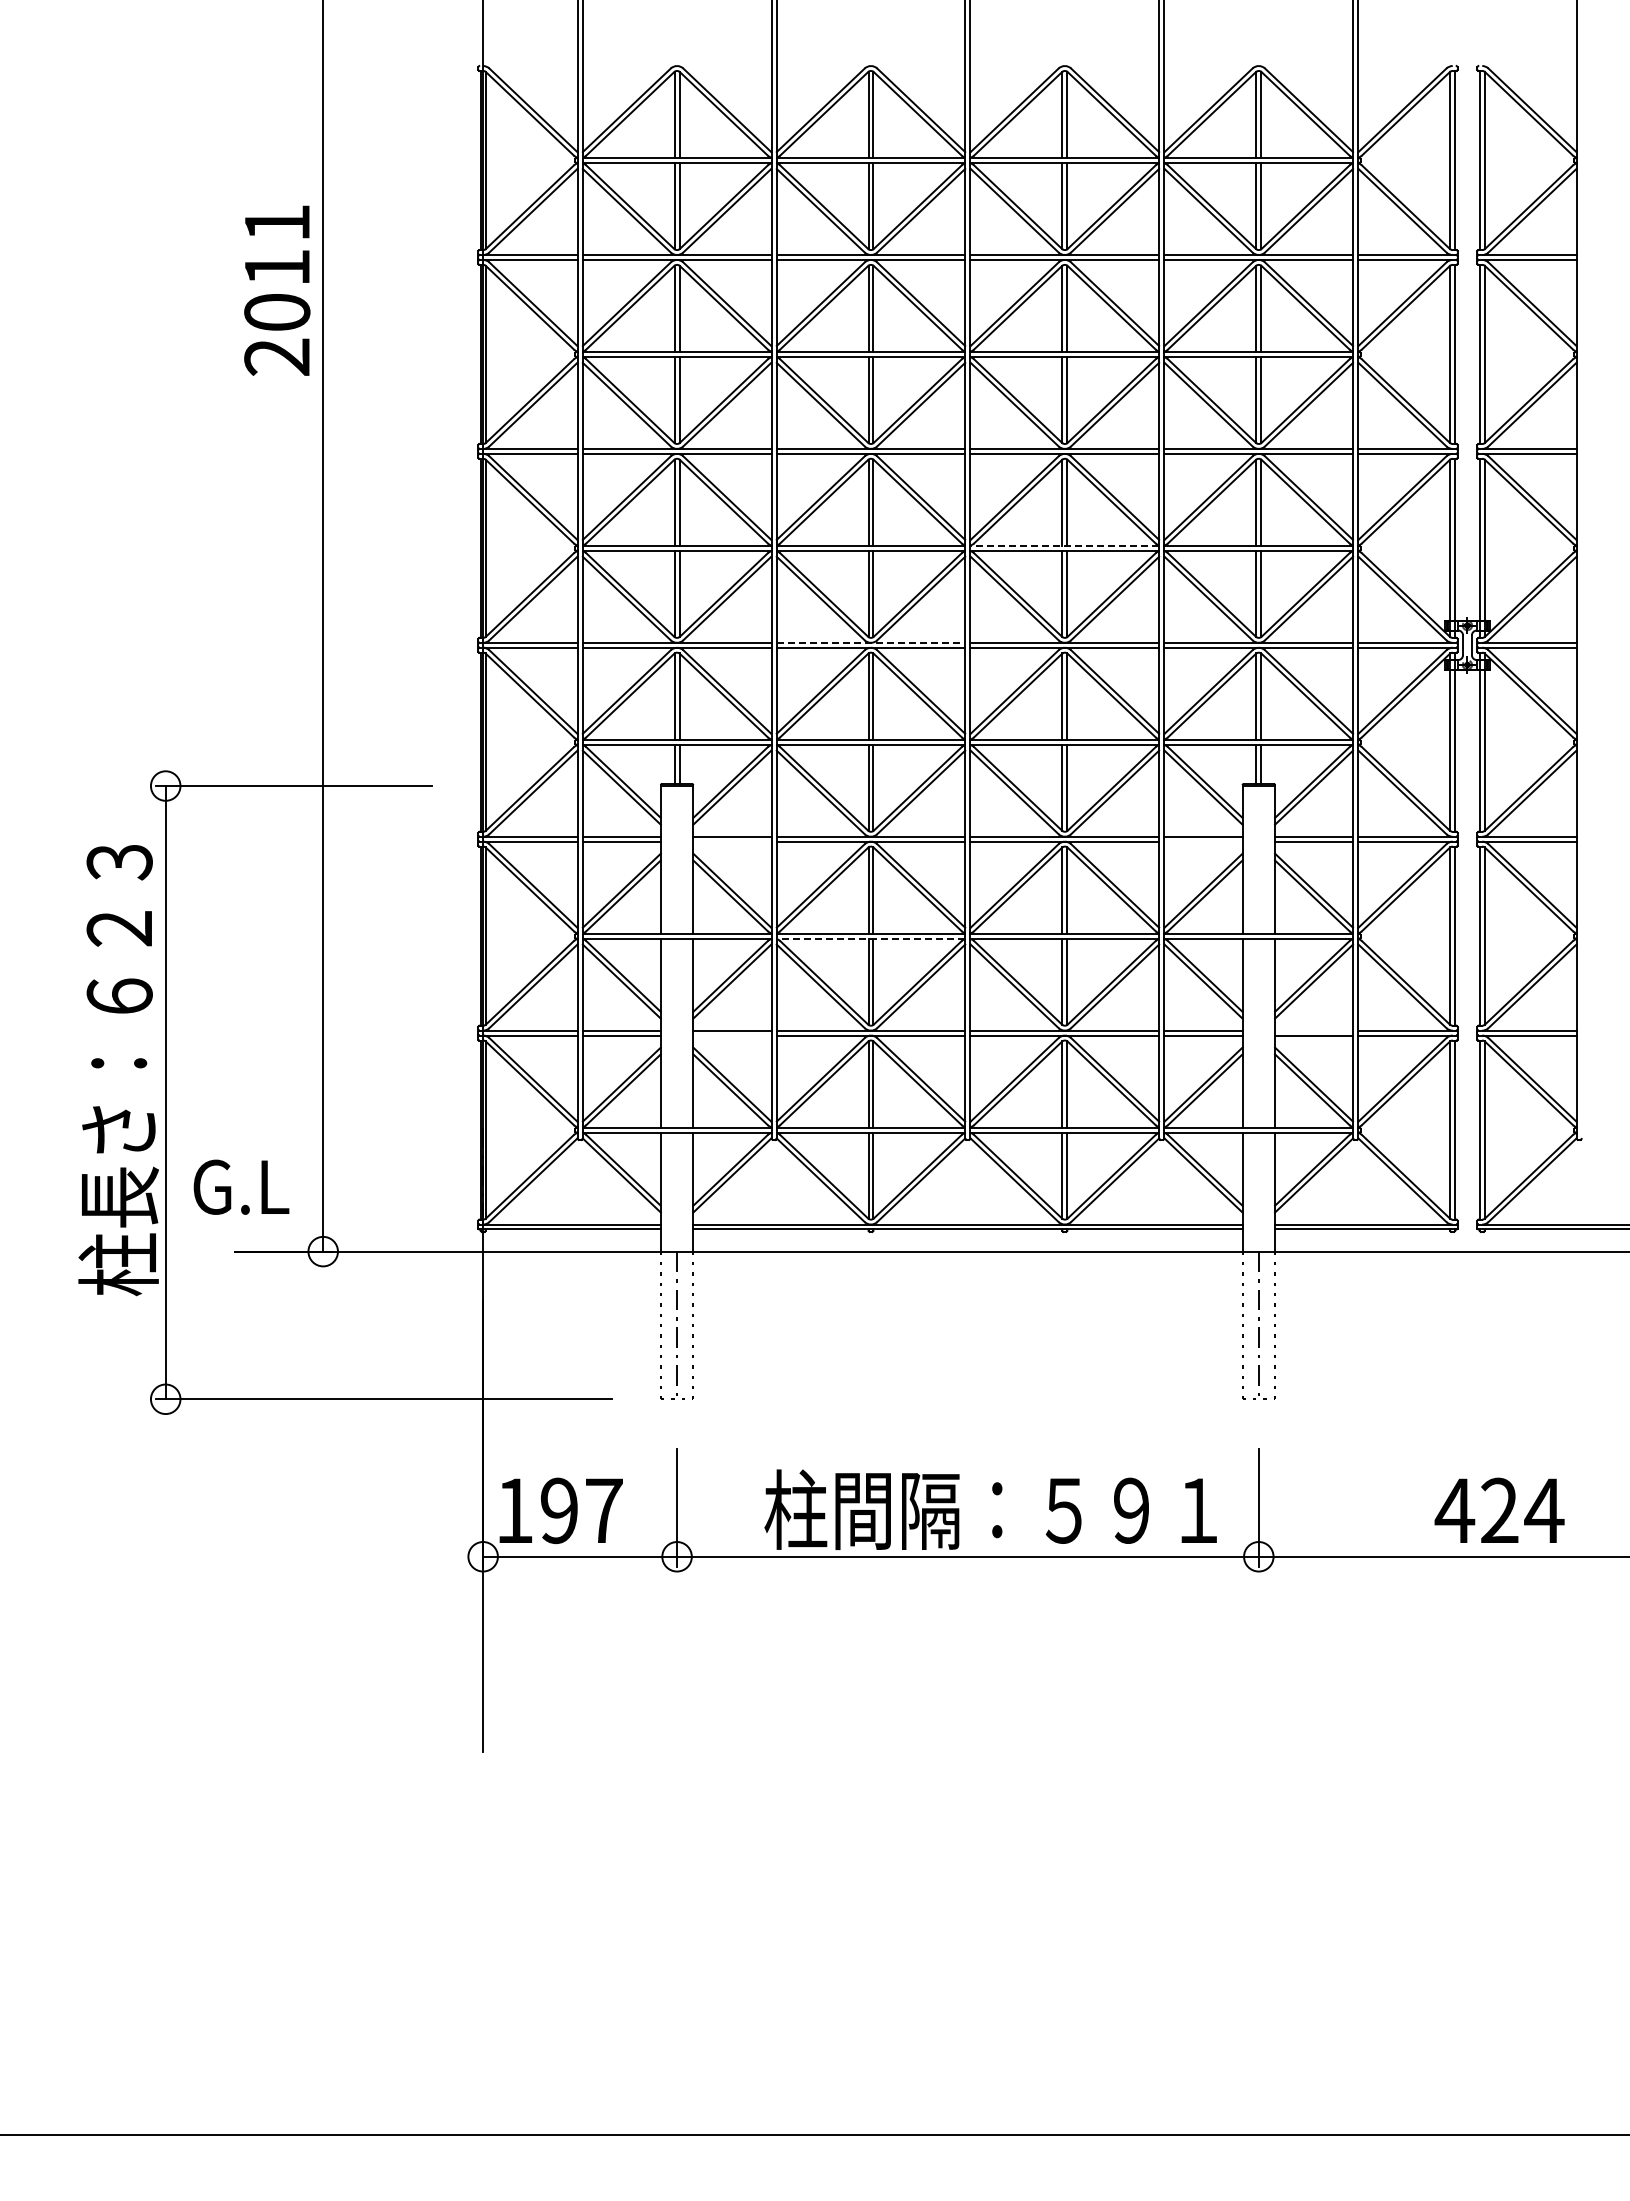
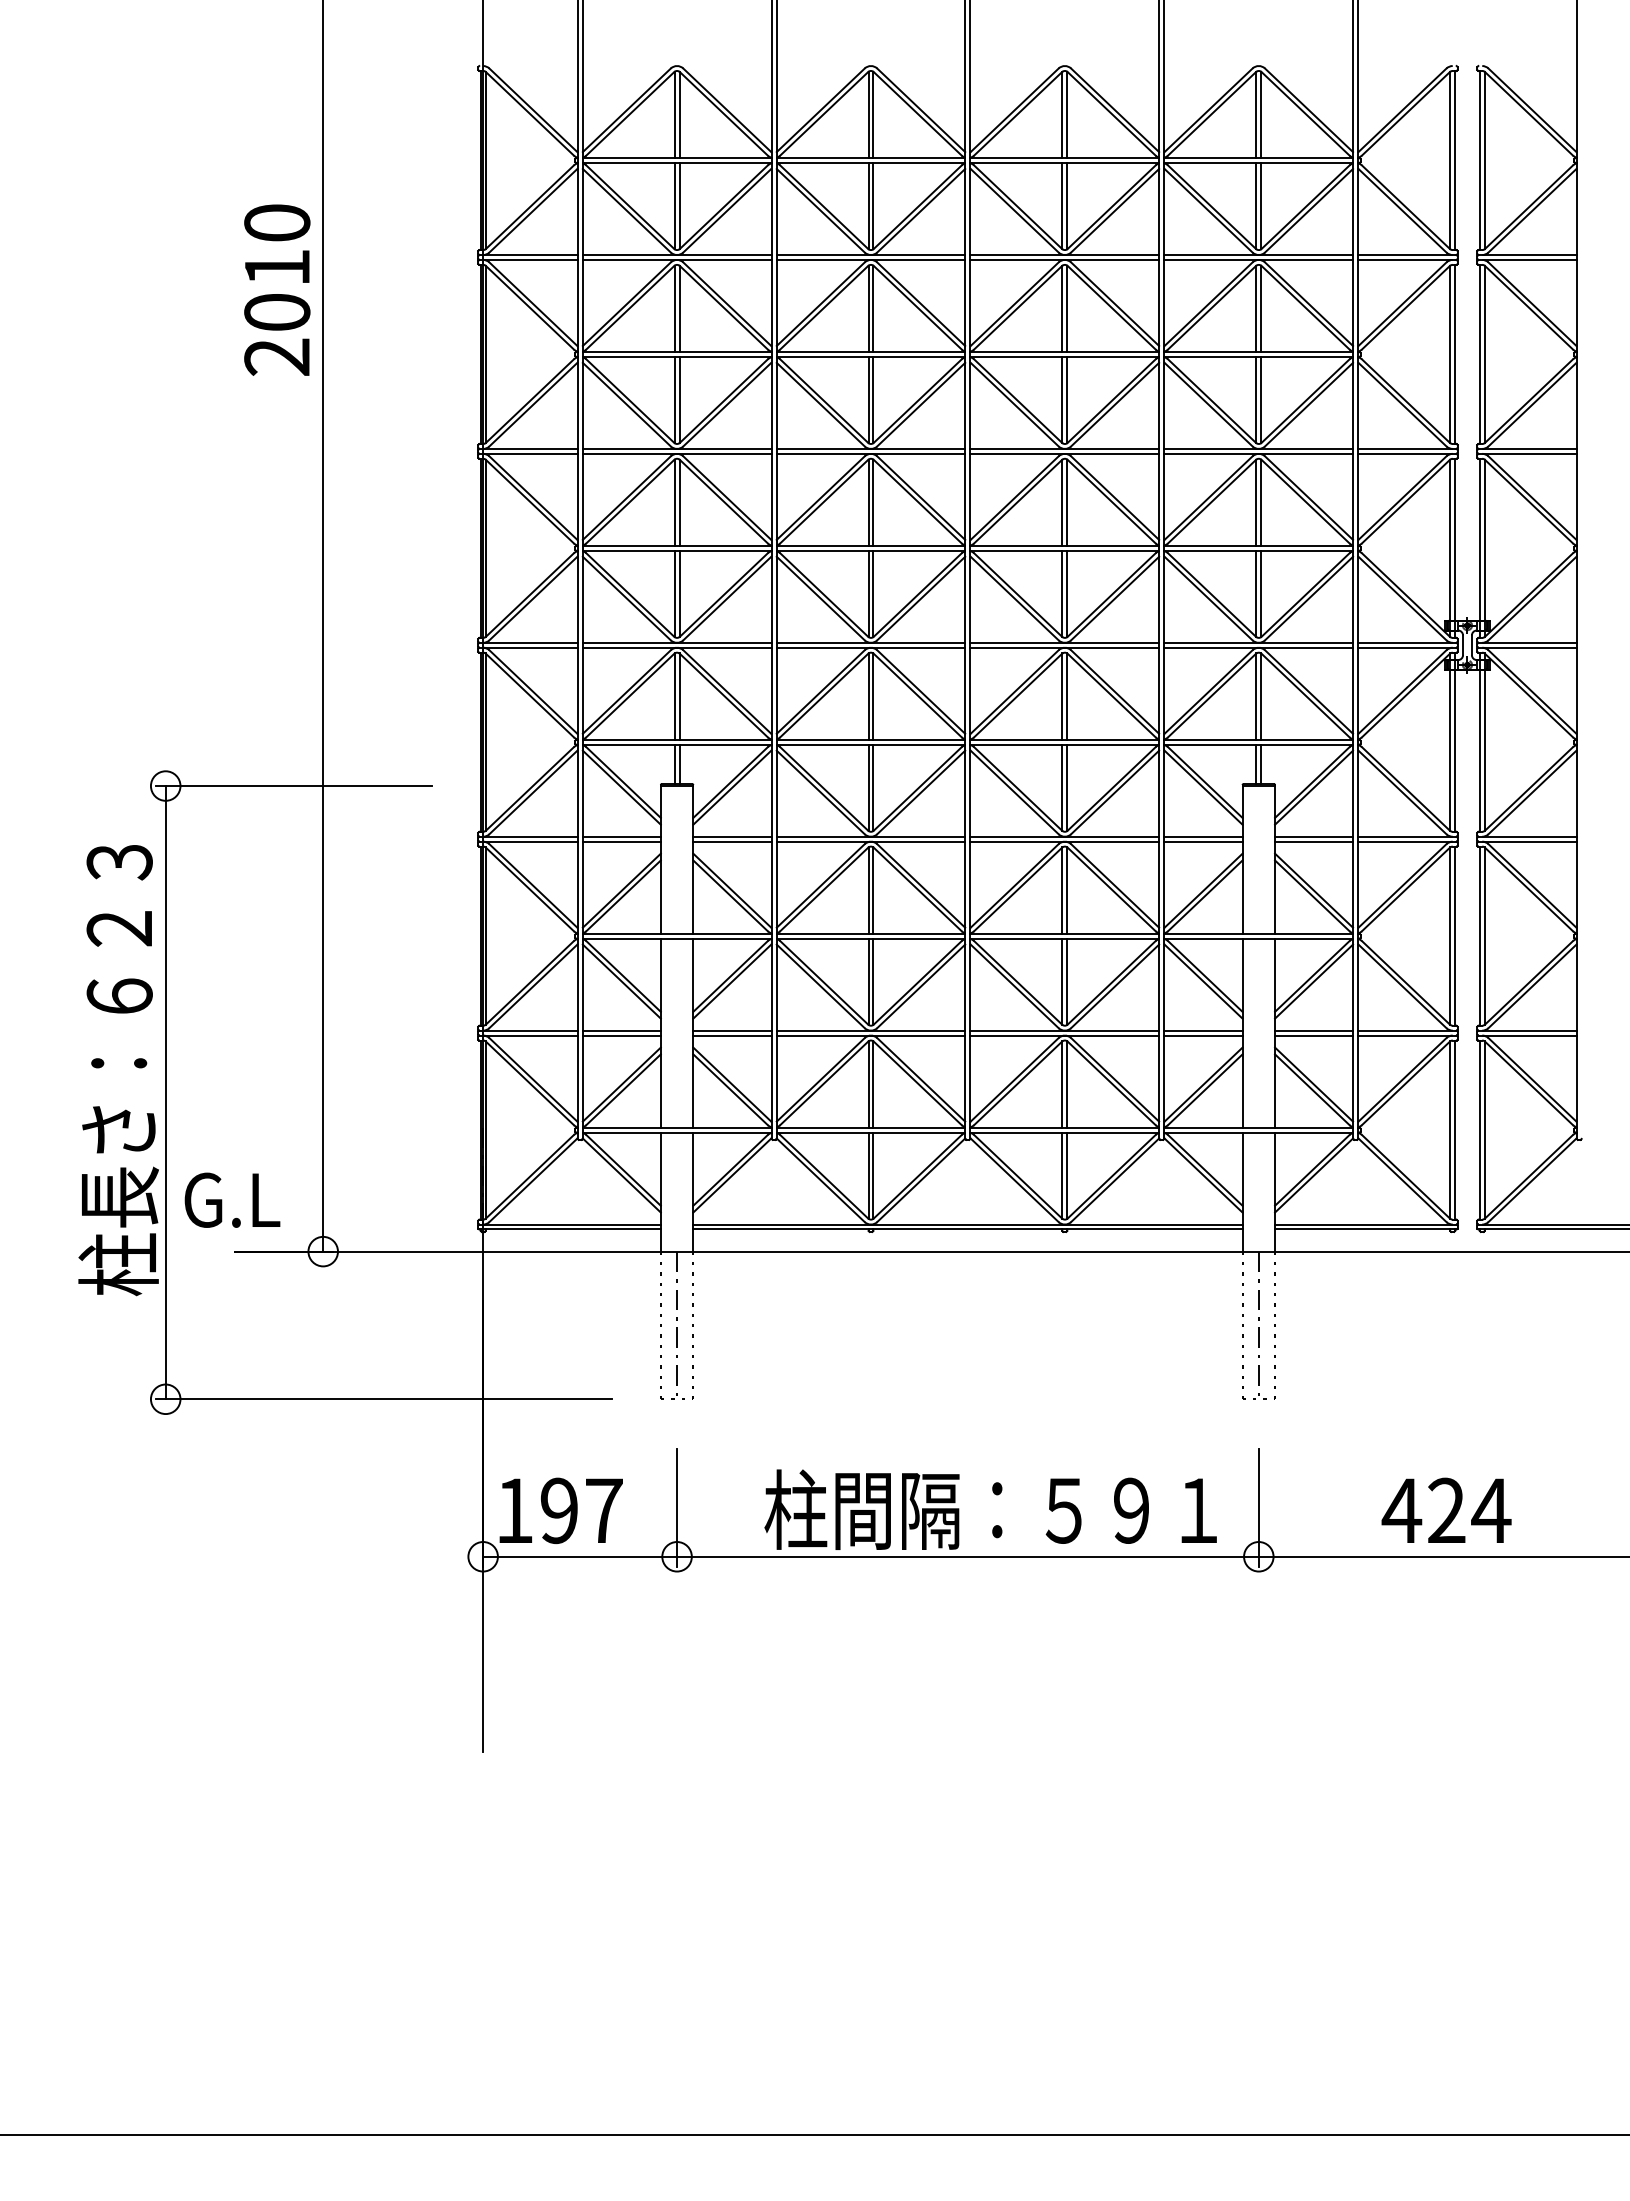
text: 2011 -> 2010 (277, 222)
line: dashed -> solid (1064, 545)
line: dashed -> solid (871, 642)
line: none -> present (732, 841)
line: none -> present (1203, 841)
line: dashed -> solid (870, 938)
line: none -> present (1314, 1030)
line: none -> present (732, 1035)
text position: (241, 1186) -> (232, 1199) (232, 1199)
text position: (1499, 1509) -> (1446, 1509) (1446, 1509)
